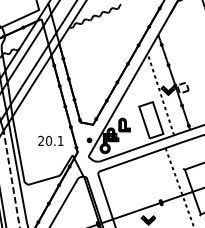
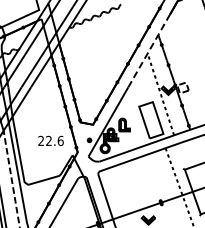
line: solid -> dashed (149, 50)
text: 20.1 -> 22.6 (54, 140)
